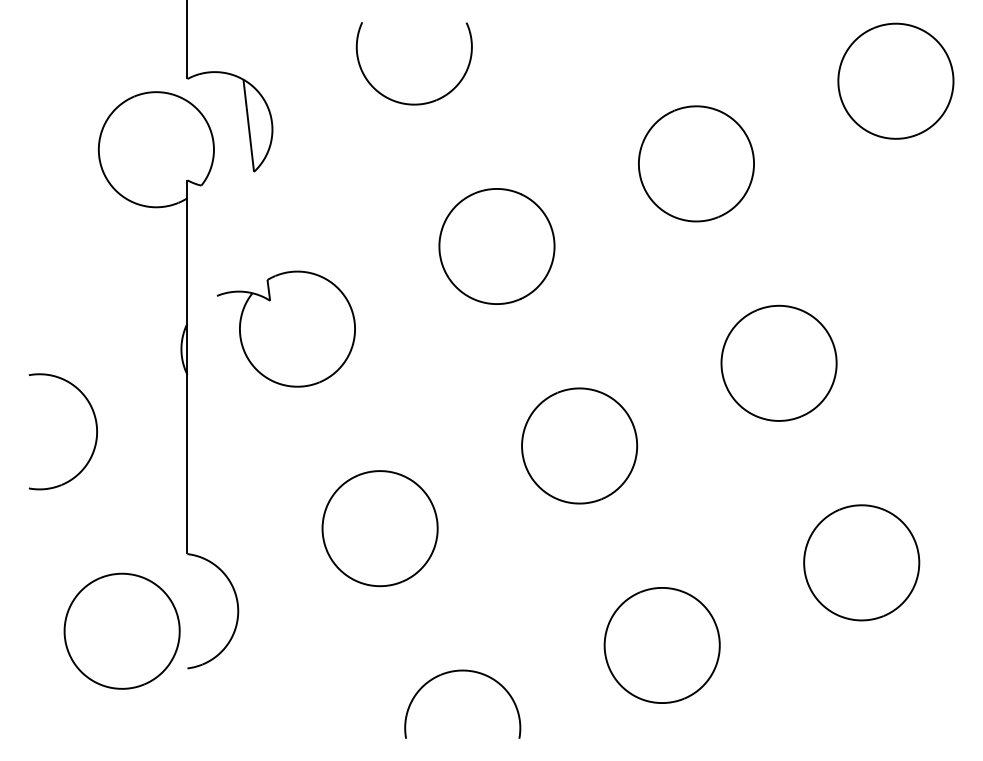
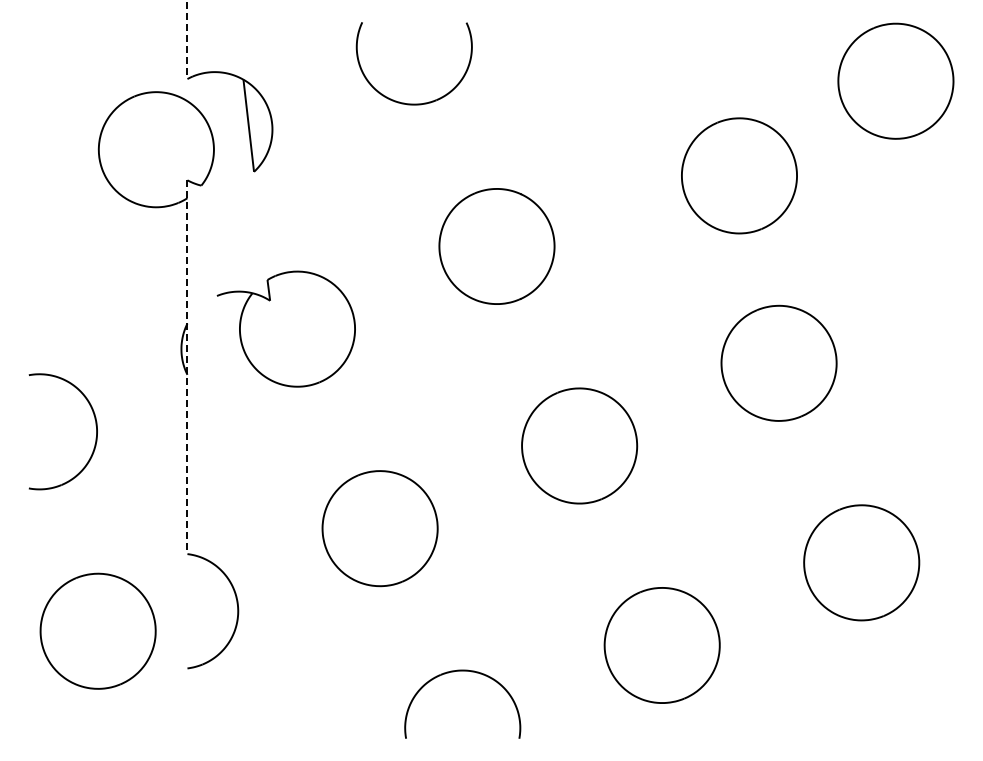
line: solid -> dashed (187, 40)
part position: (696, 163) -> (739, 175) (739, 175)
line: solid -> dashed (187, 367)
part position: (121, 630) -> (97, 630) (97, 630)
